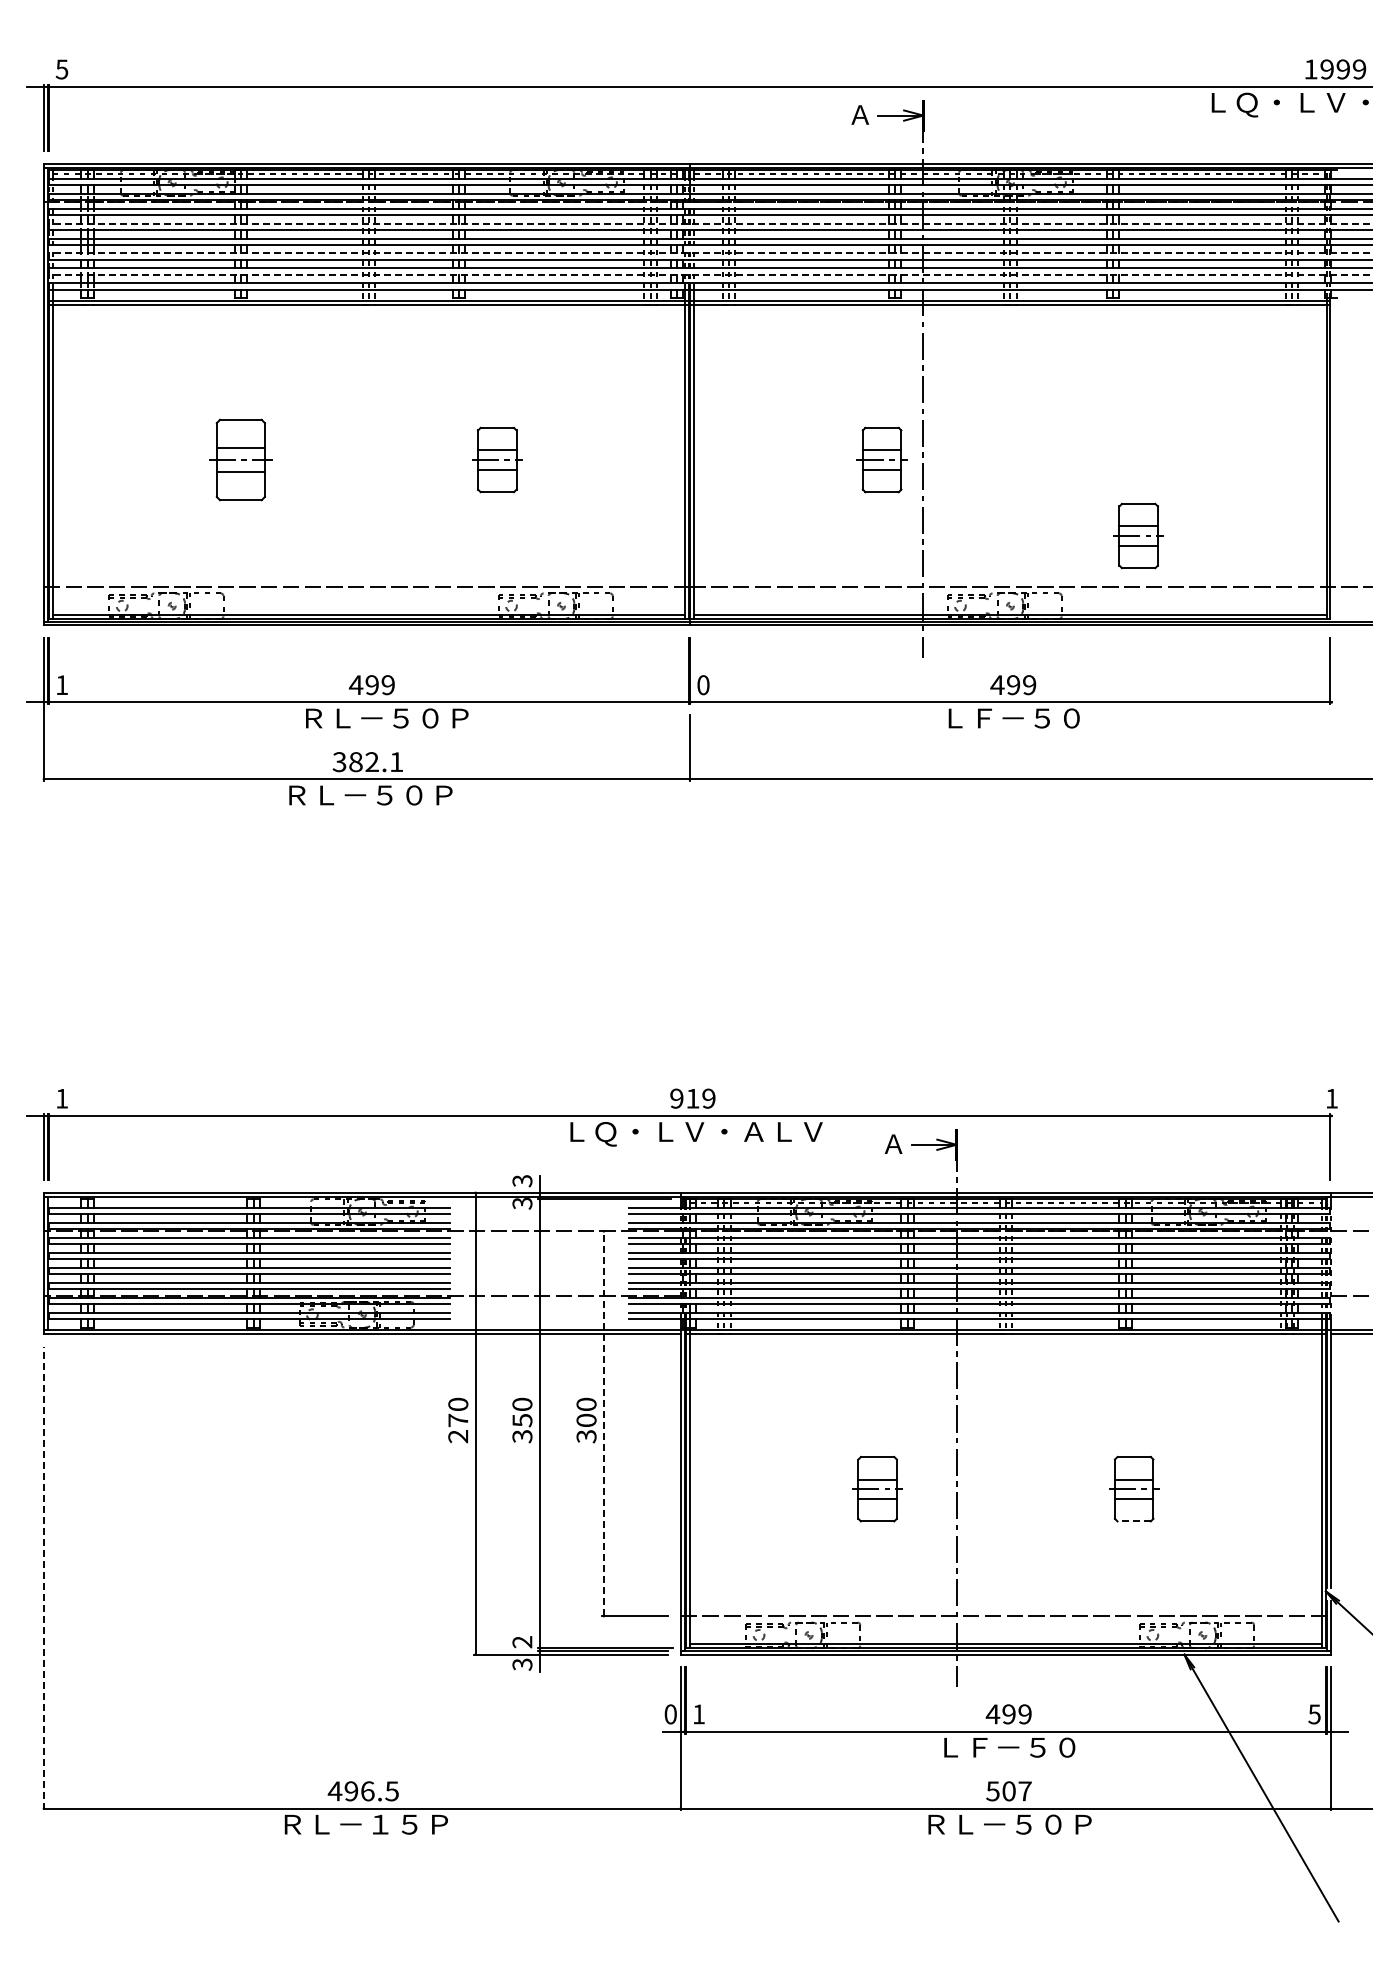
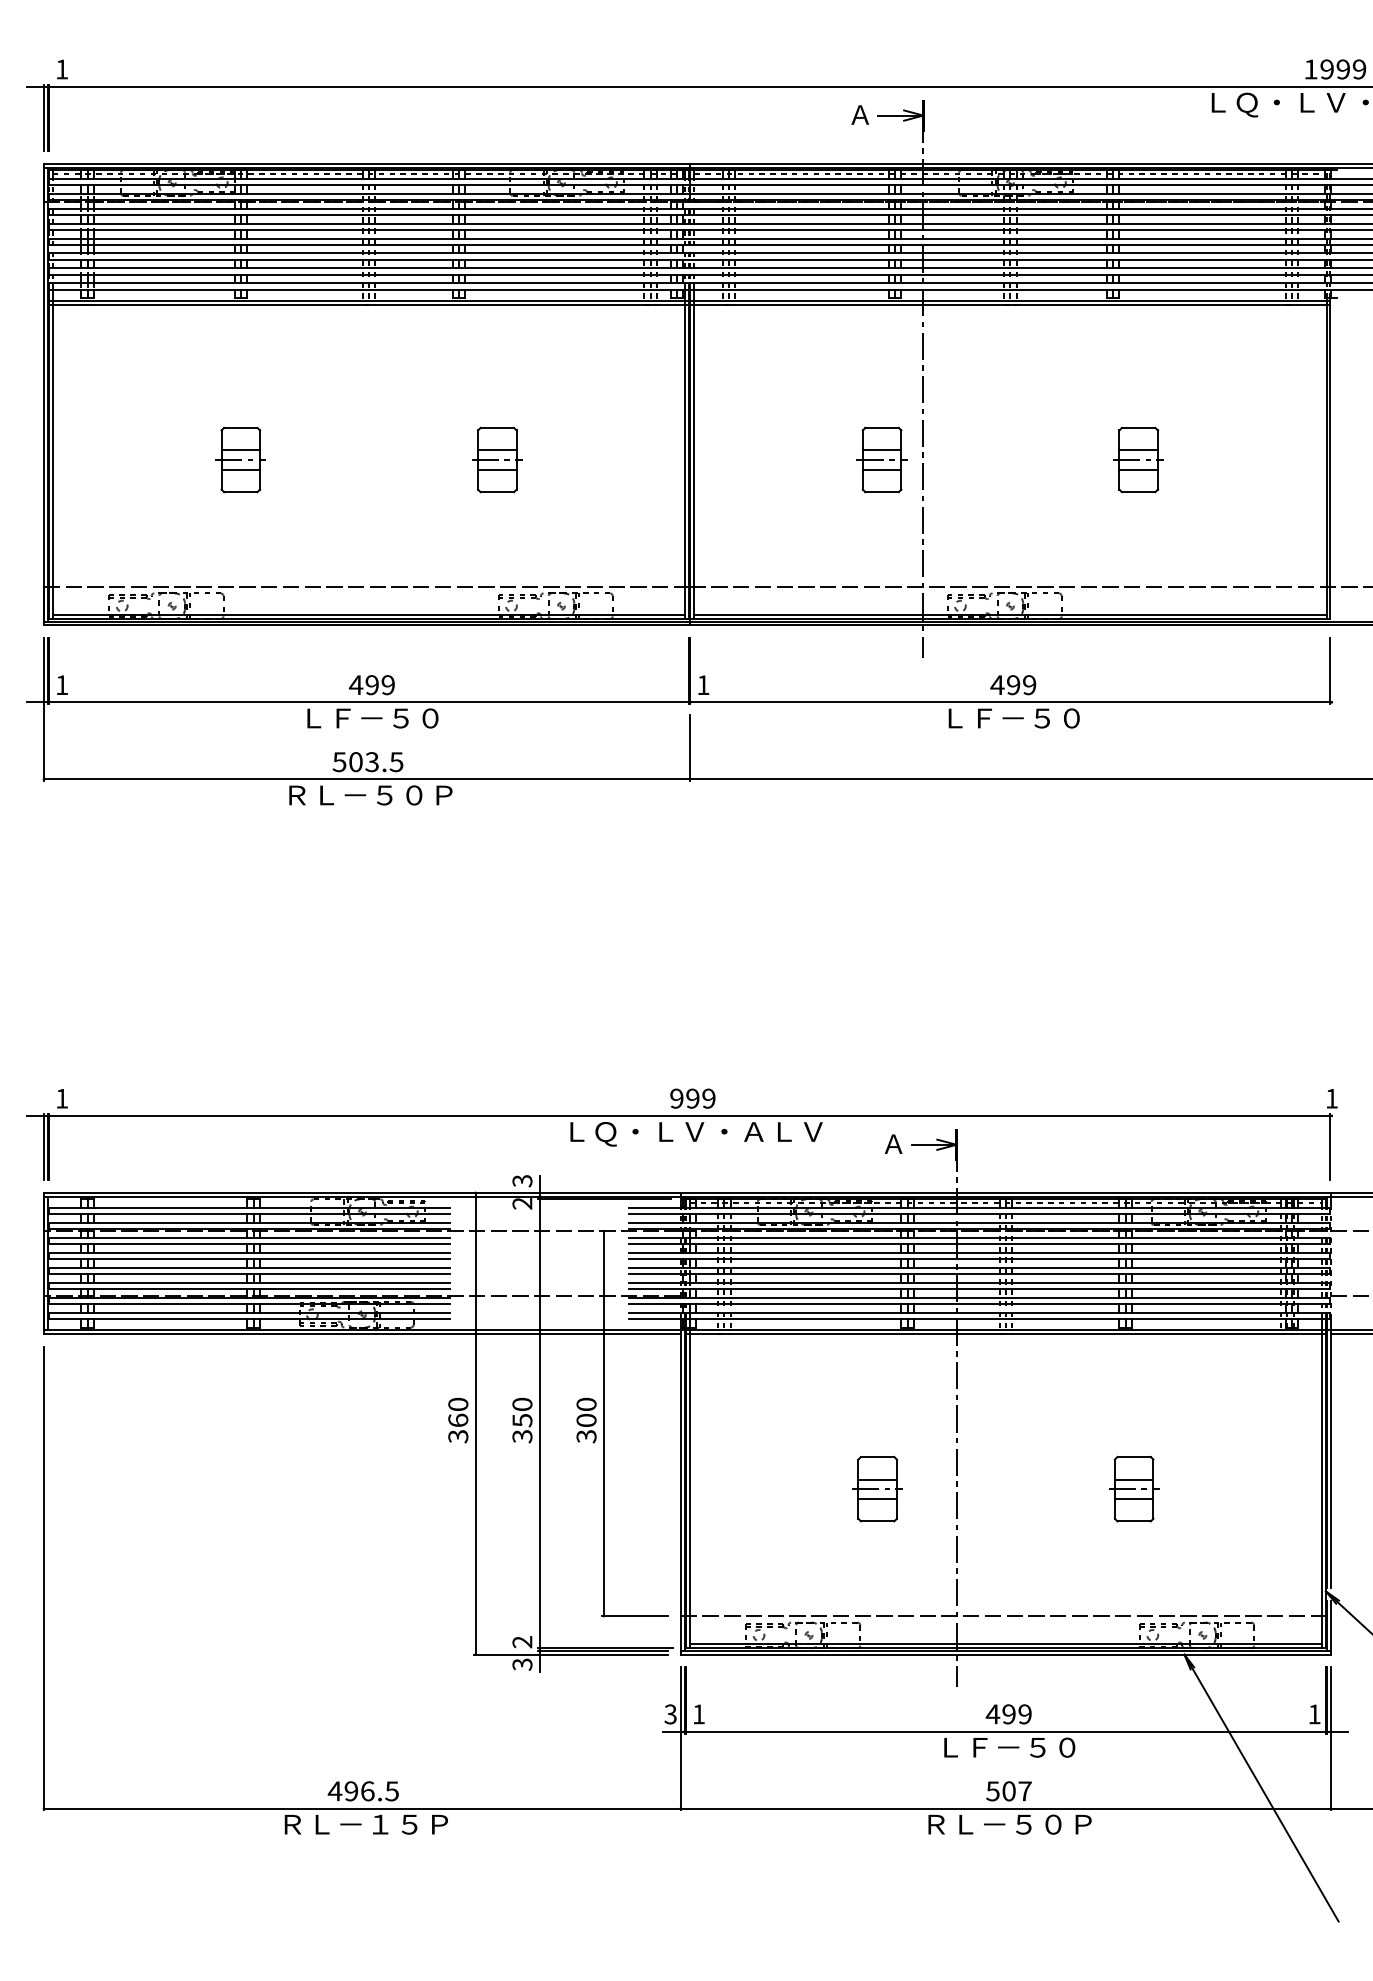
text: 5 -> 1 (61, 69)
line: dashed -> solid (710, 223)
line: dashed -> solid (710, 253)
line: dashed -> solid (710, 274)
part size: 64x84 px -> 51x68 px (240, 459)
part position: (1138, 535) -> (1138, 459) (1138, 459)
text: 0 -> 1 (703, 685)
text: ＲＬ－５０Ｐ -> ＬＦ－５０ (387, 718)
text: 382.1 -> 503.5 (368, 762)
text: 919 -> 999 (692, 1098)
text: 3 -> 2 (522, 1203)
line: dashed -> solid (603, 1423)
text: 270 -> 360 (458, 1428)
line: dashed -> solid (1134, 1521)
line: dashed -> solid (43, 1578)
text: 0 -> 3 (670, 1714)
text: 5 -> 1 (1314, 1714)
